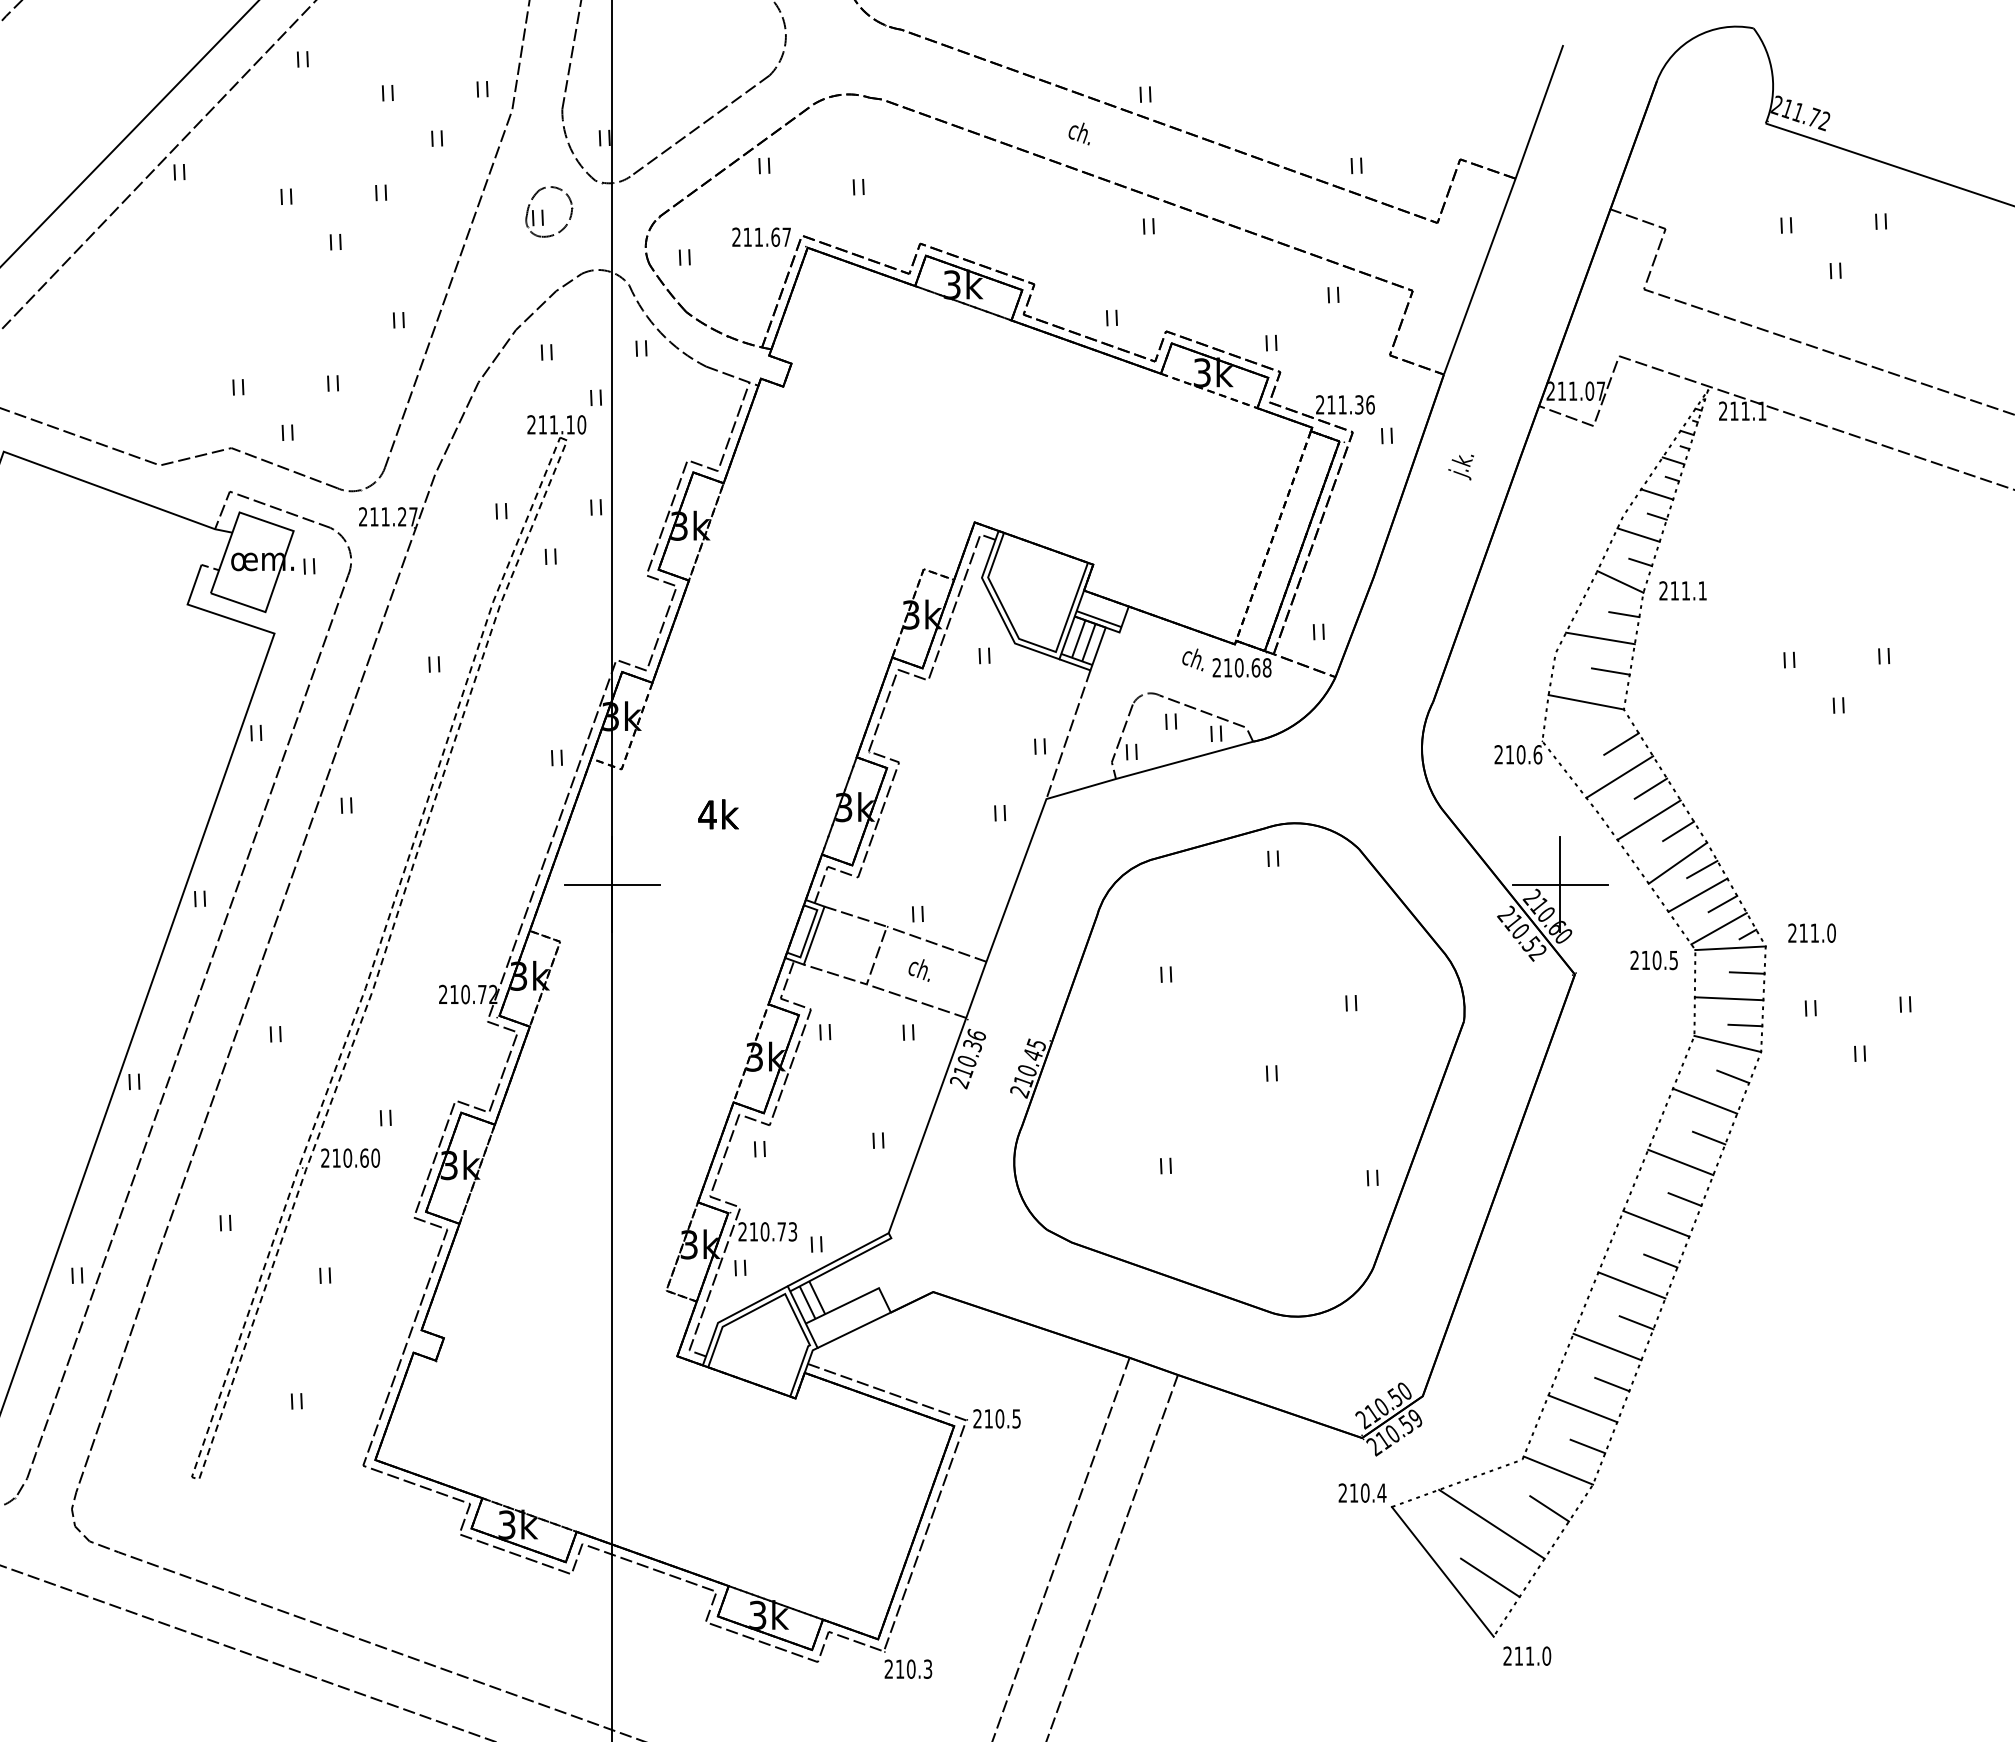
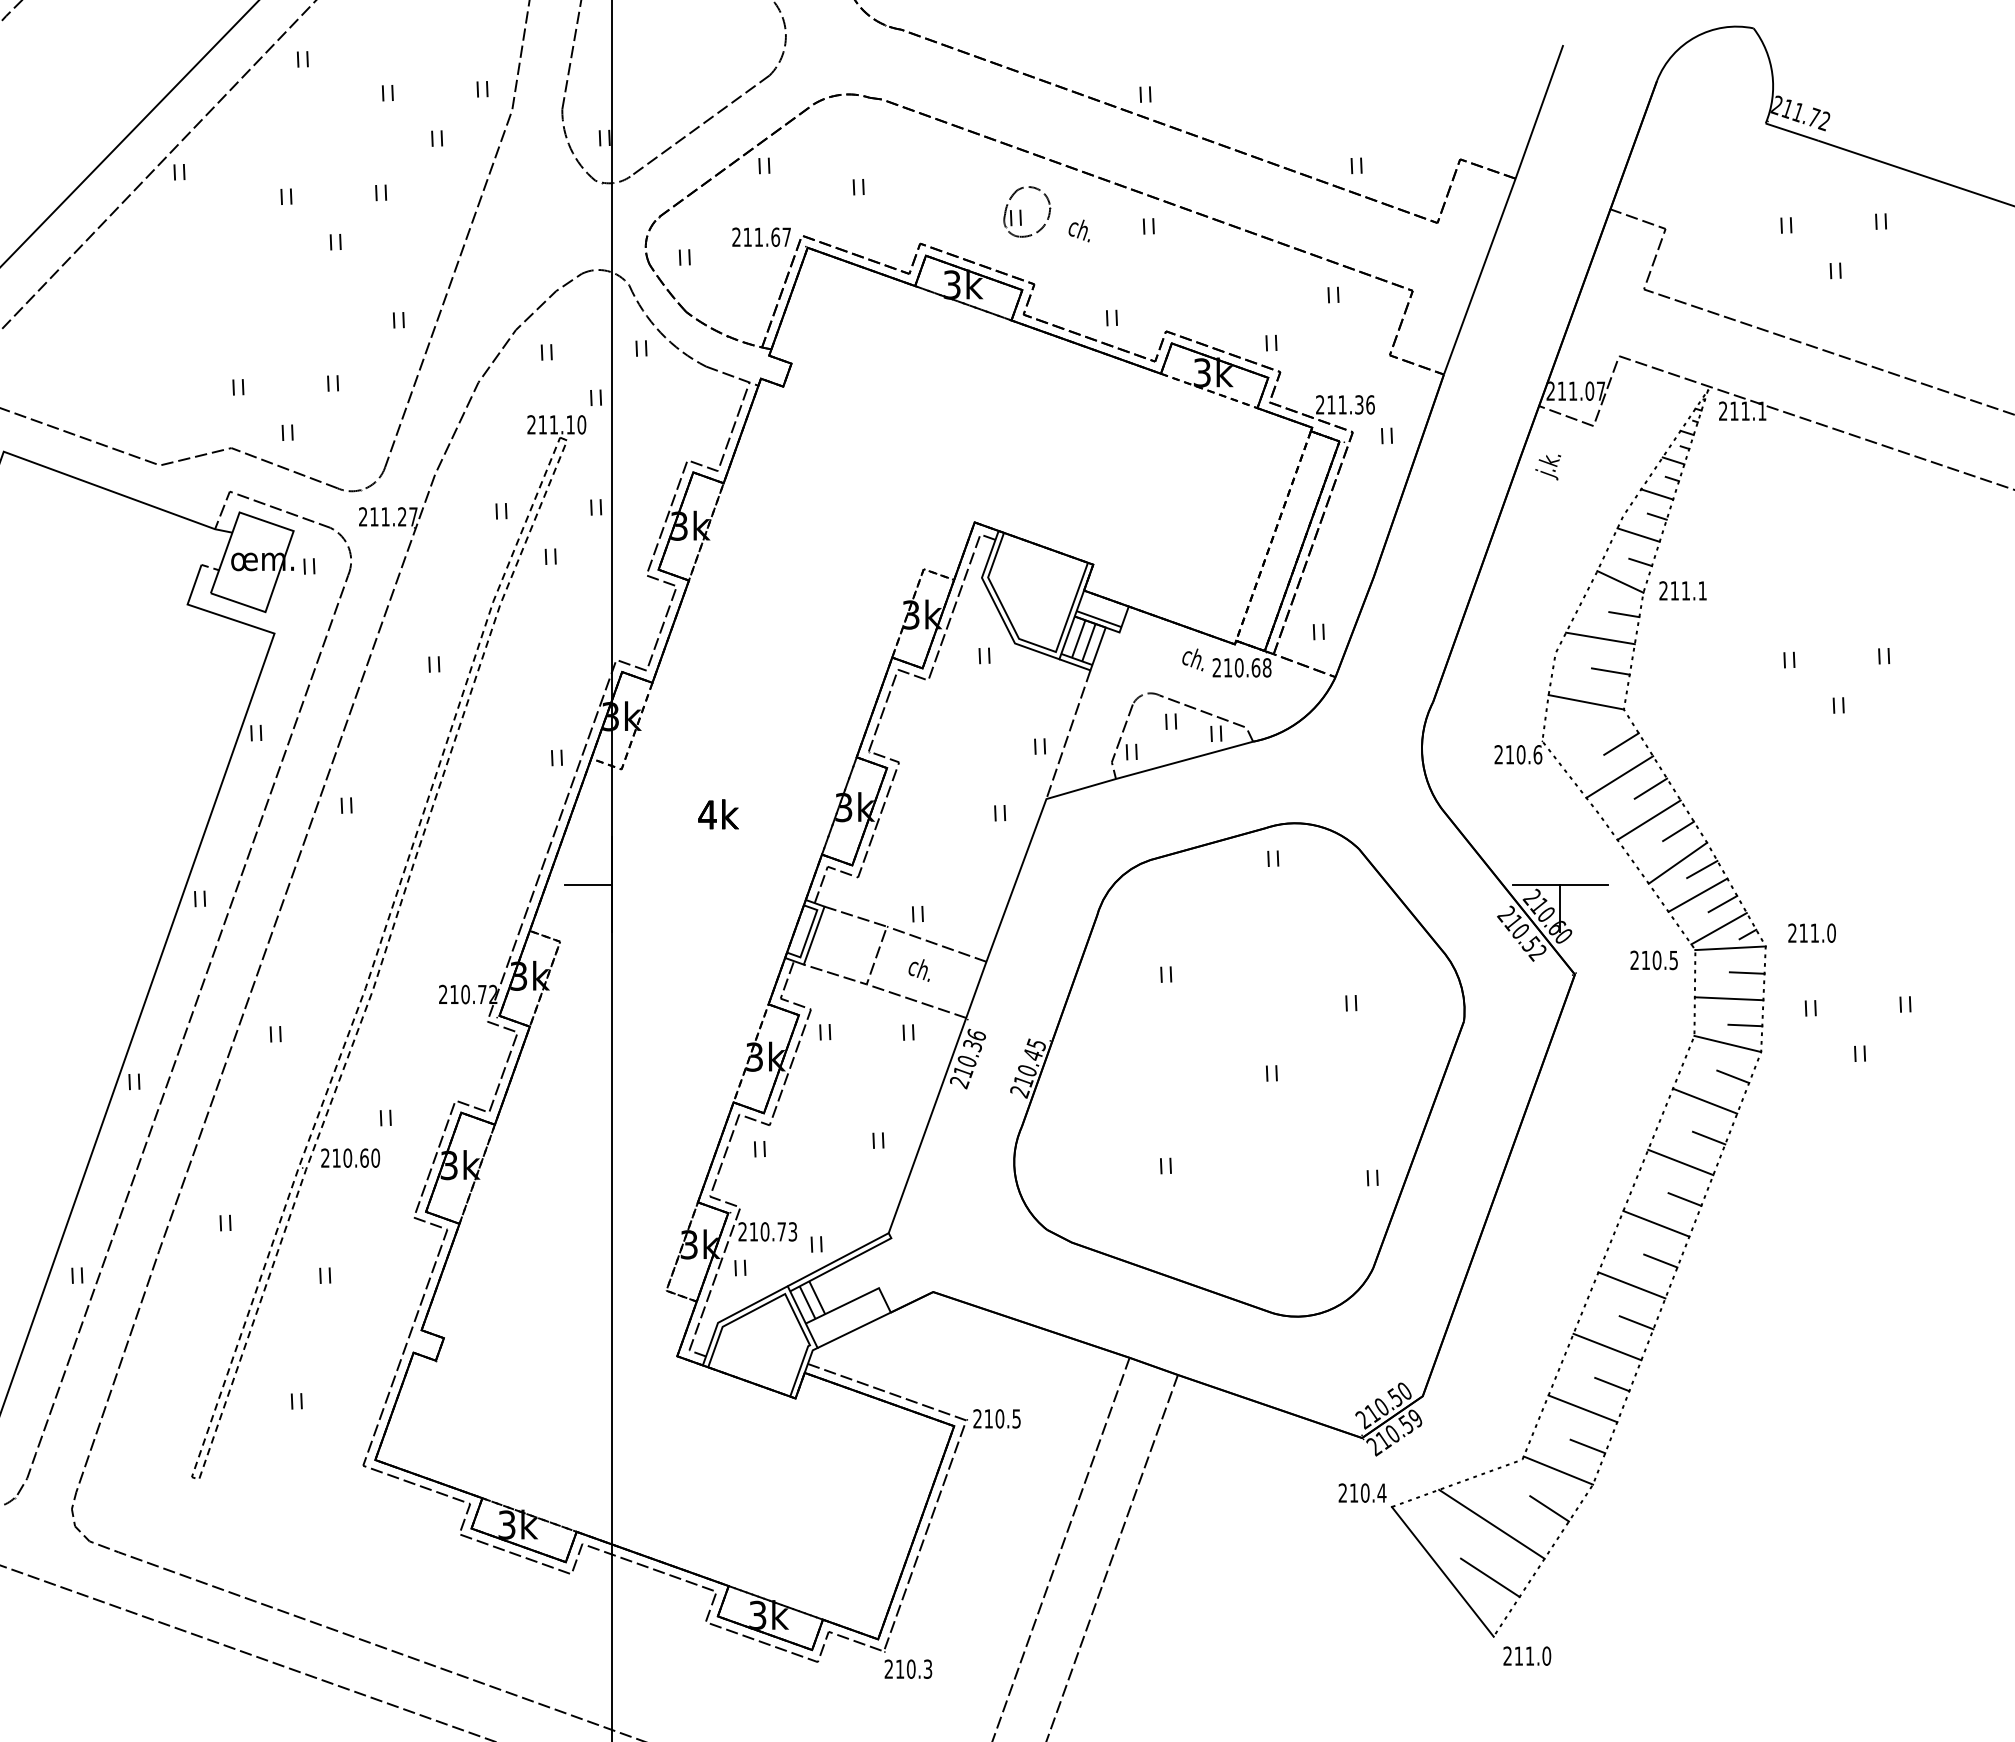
text position: (1078, 133) -> (1078, 230) (1078, 230)
part position: (549, 211) -> (1027, 211) (1027, 211)
text position: (1460, 467) -> (1547, 467) (1547, 467)
line: present -> none (1560, 860)
line: present -> none (635, 884)
